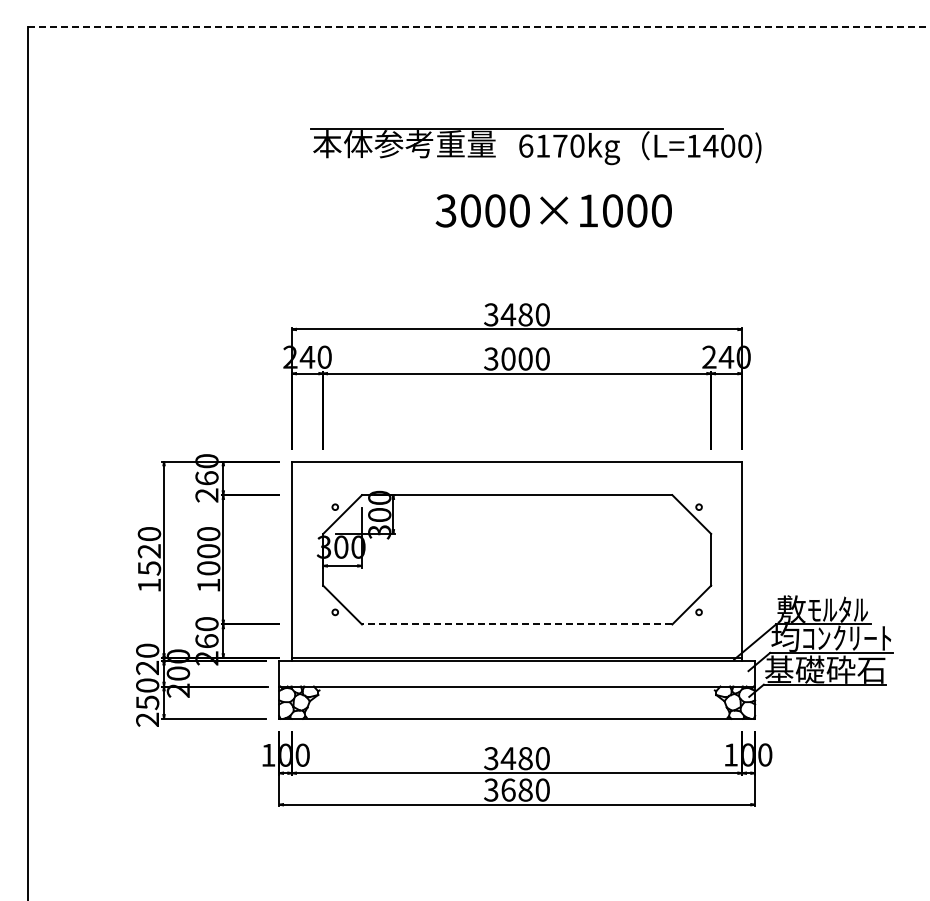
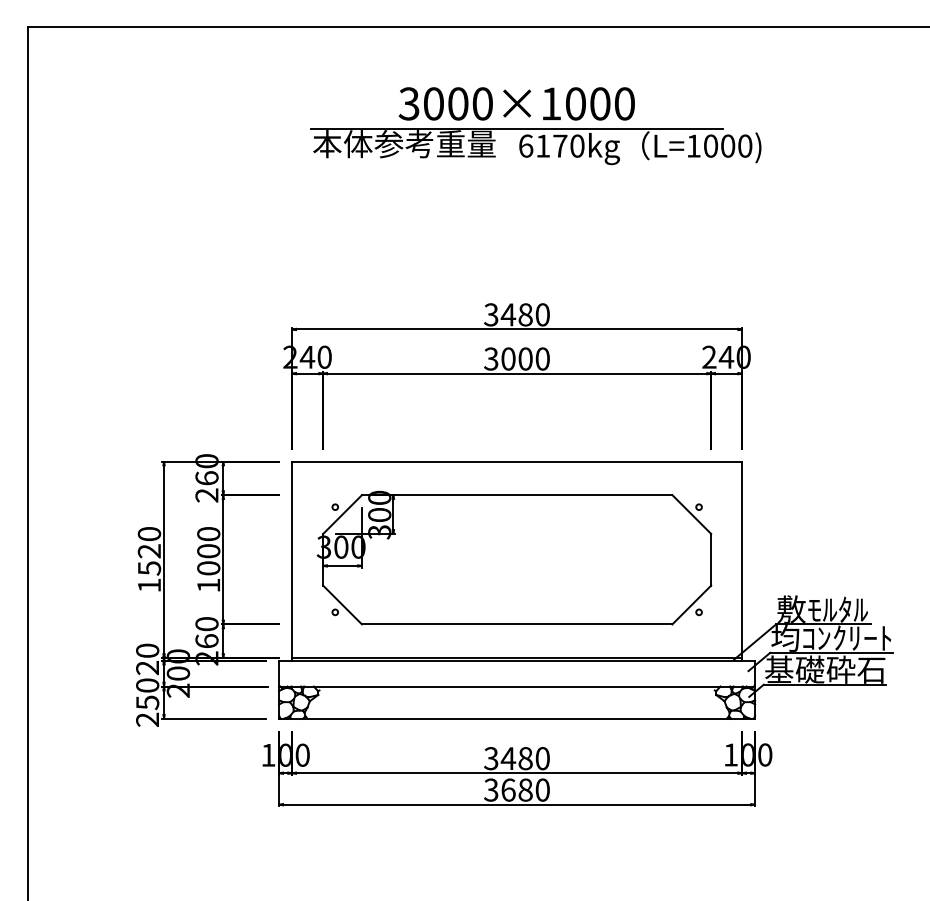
line: dashed -> solid (478, 26)
text: L=1400) -> L=1000) (710, 145)
text position: (553, 210) -> (516, 103) (516, 103)
line: dashed -> solid (516, 624)
